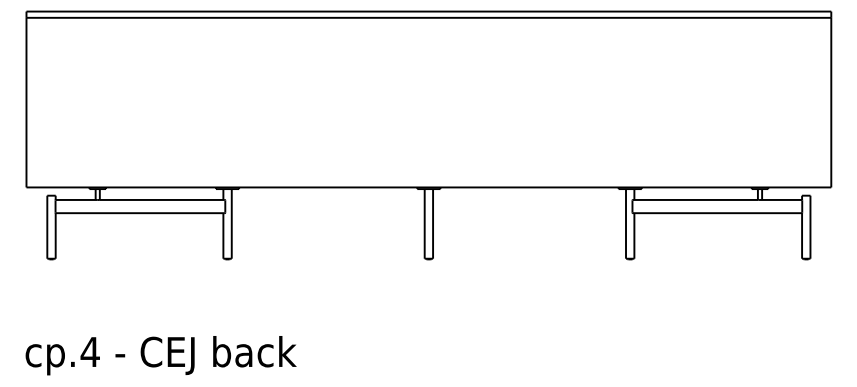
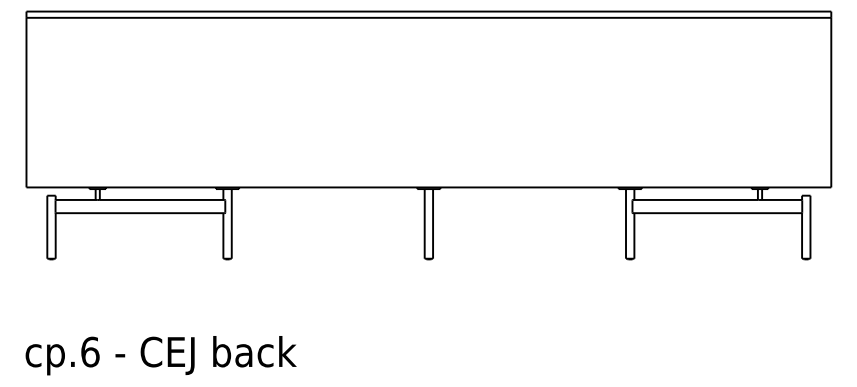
text: cp.4 -> cp.6 (89, 351)
